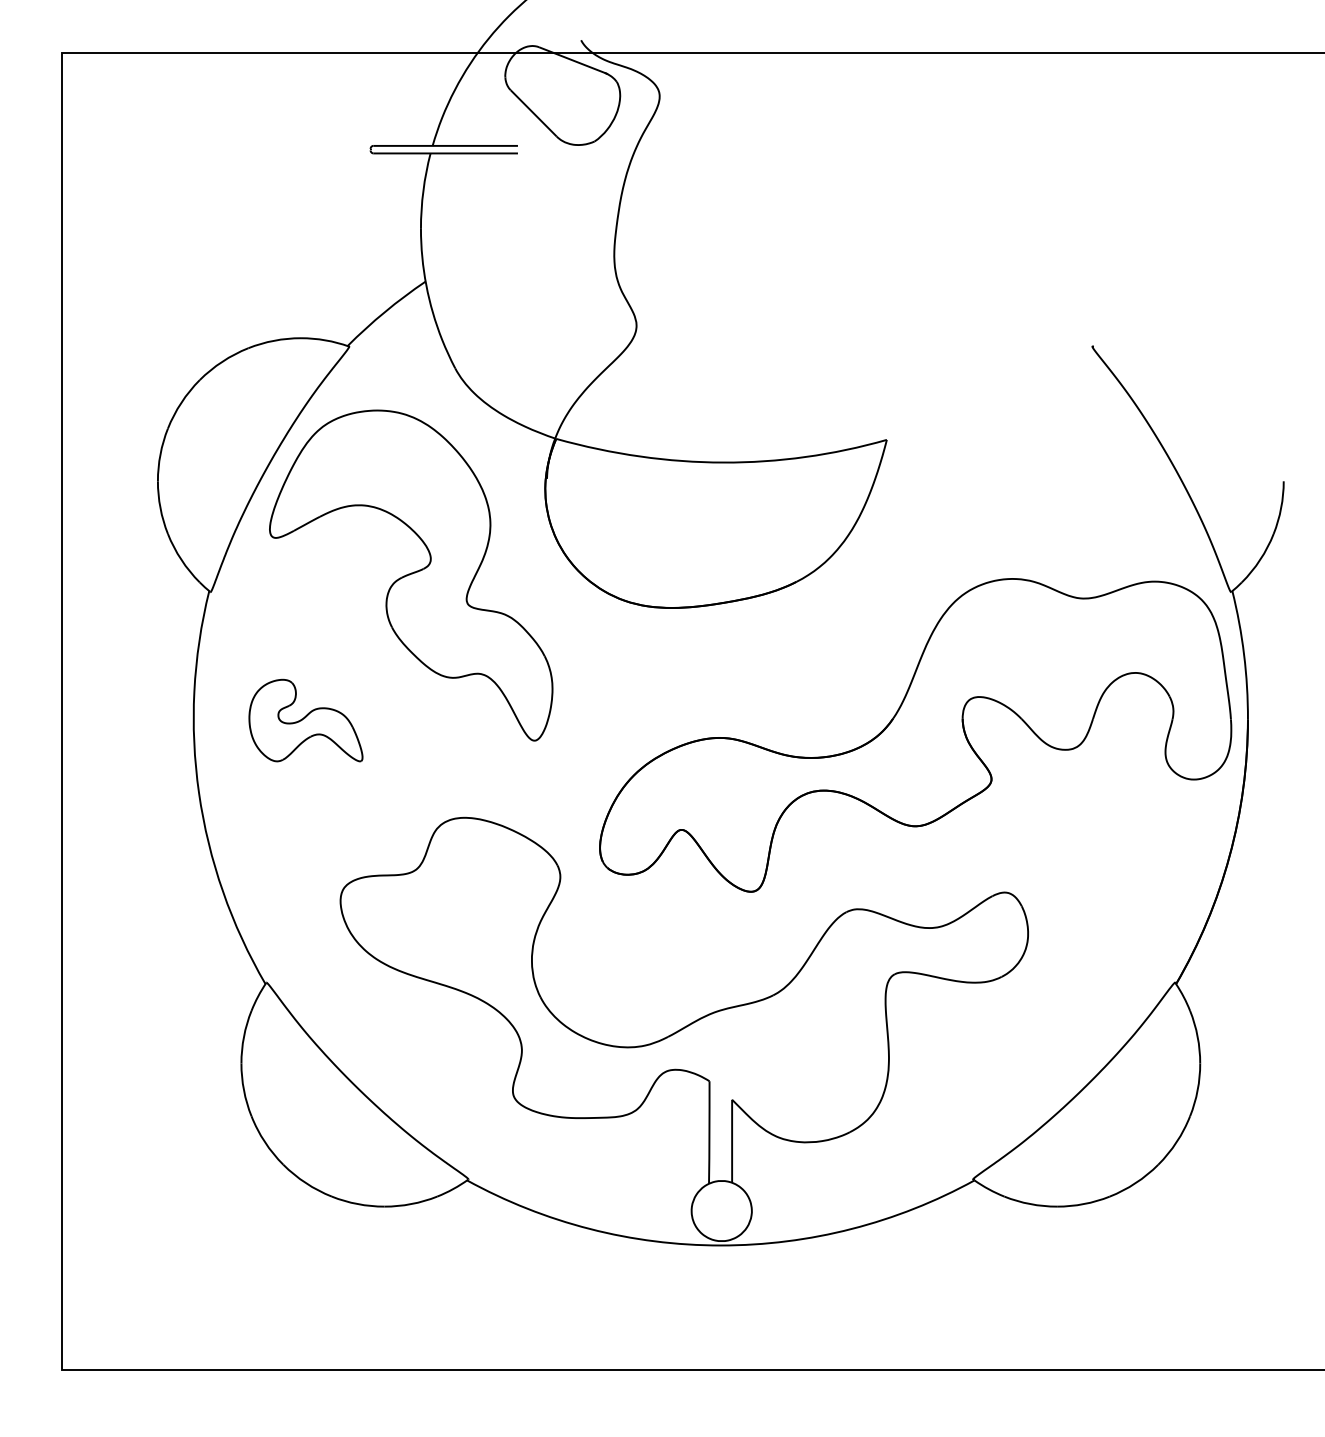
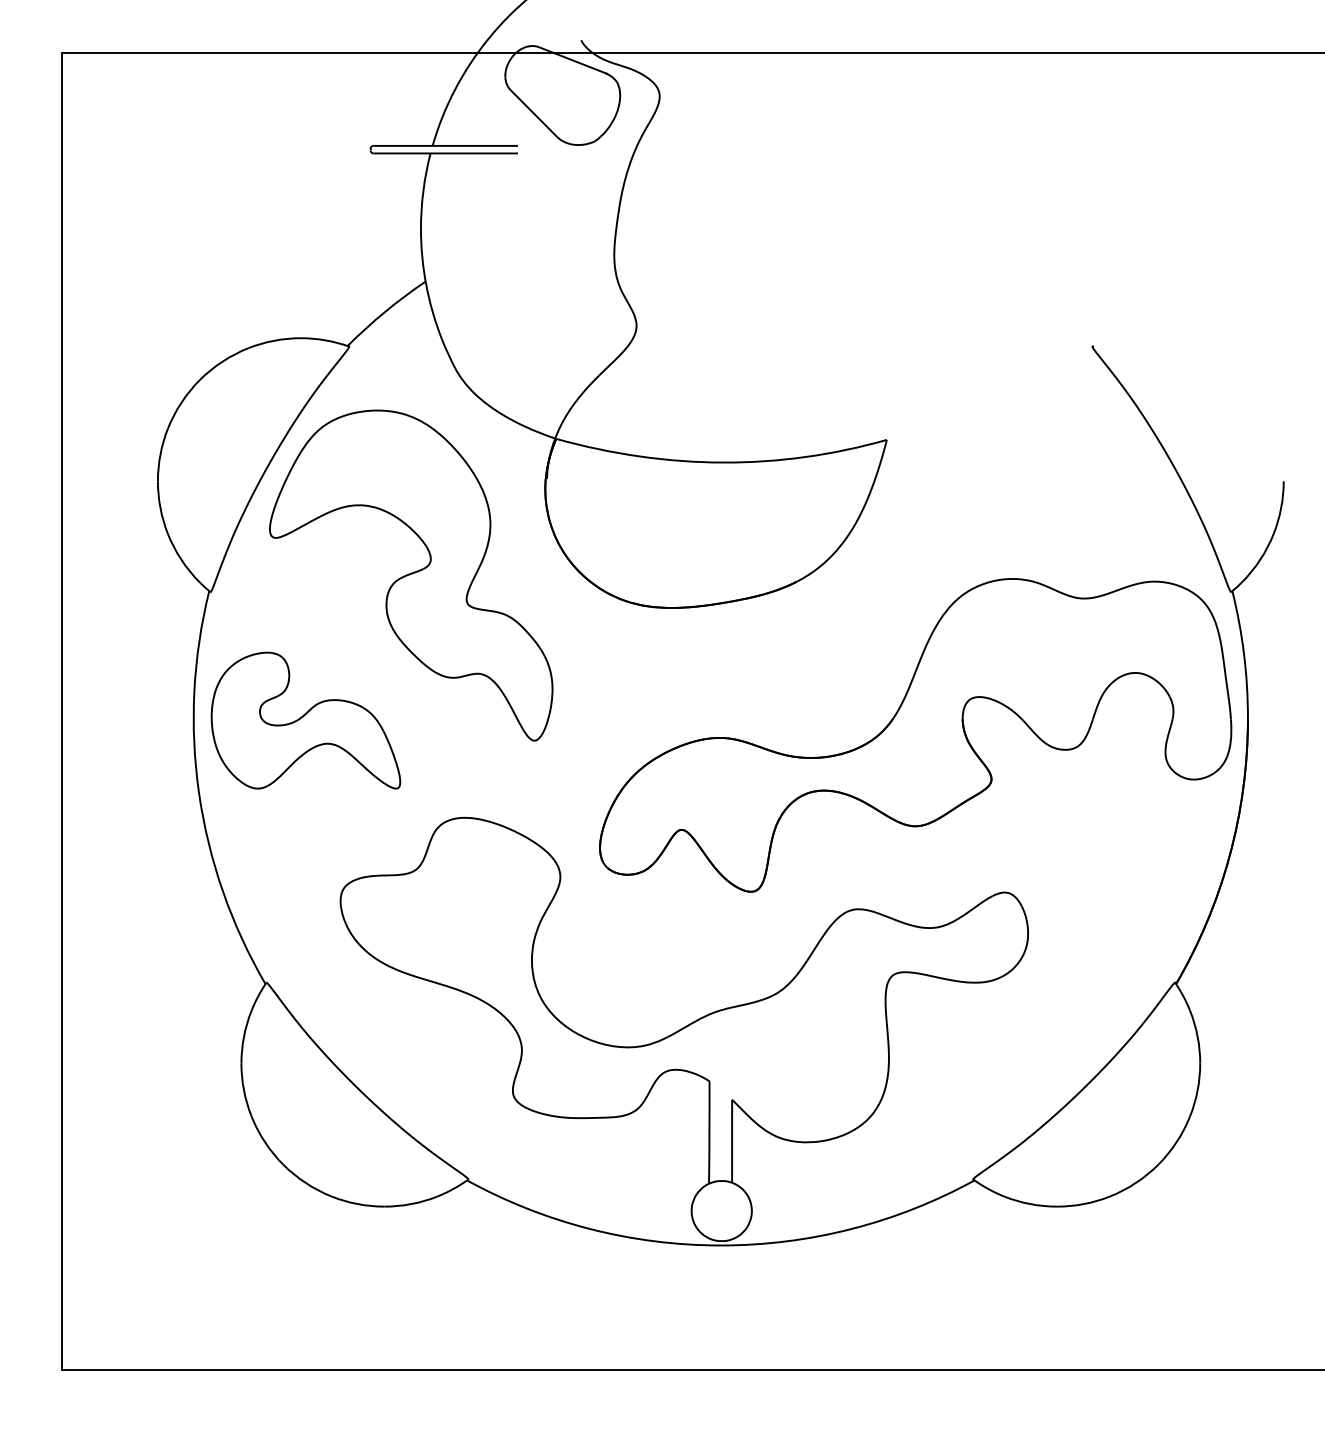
part size: 116x85 px -> 192x139 px (305, 720)
